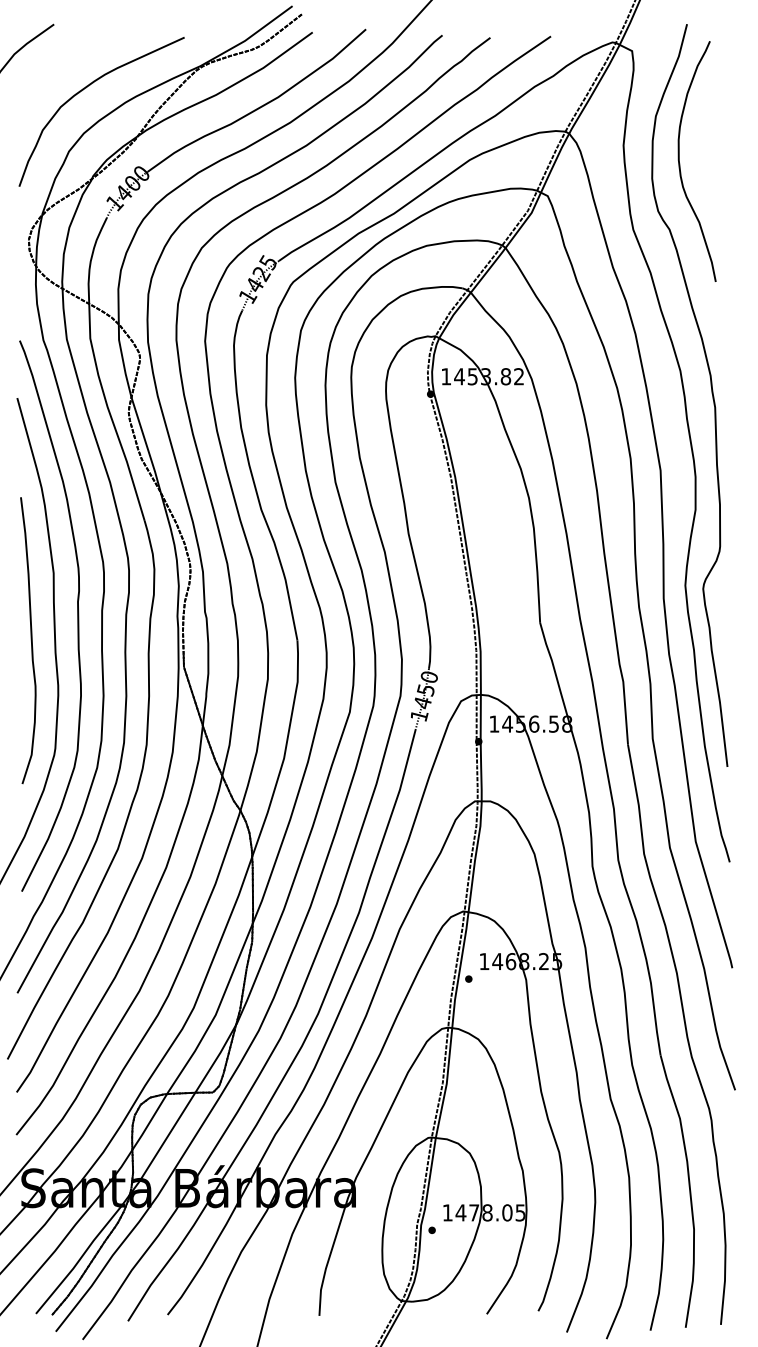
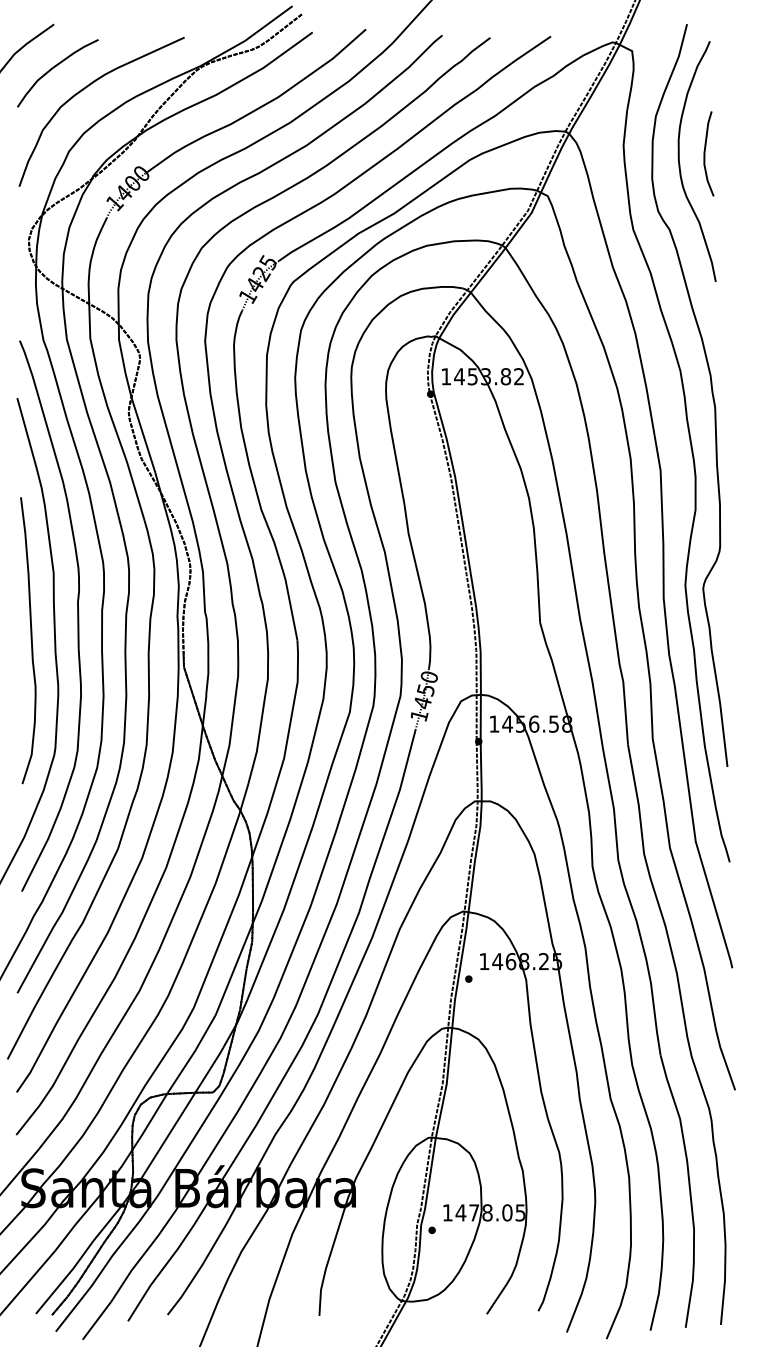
curve: none -> present (55, 67)
curve: none -> present (705, 153)
